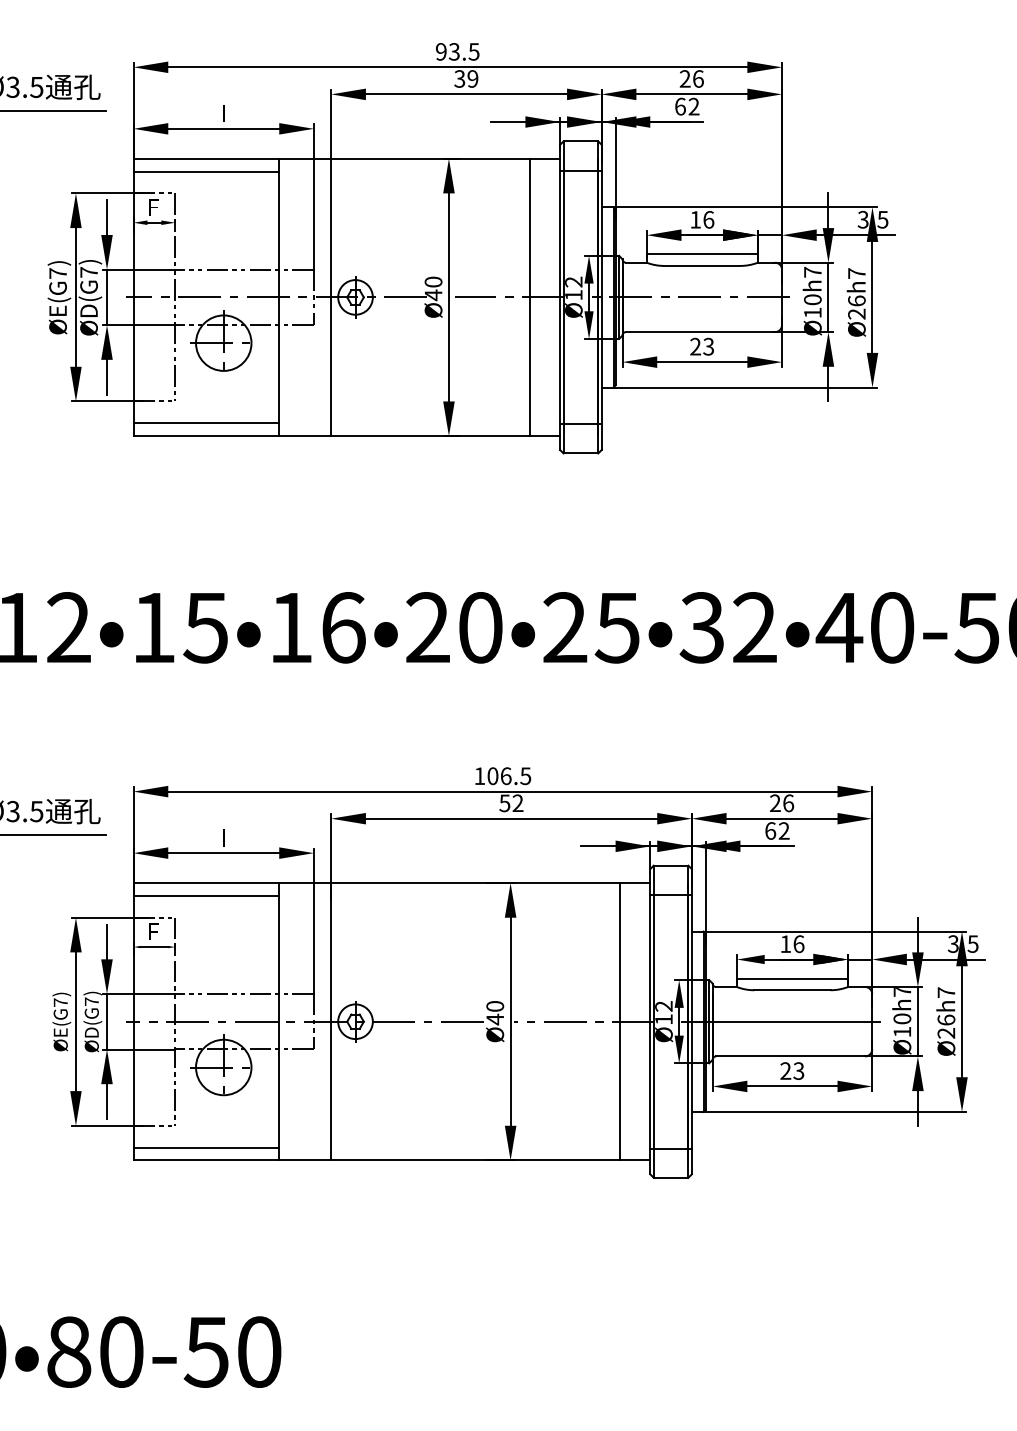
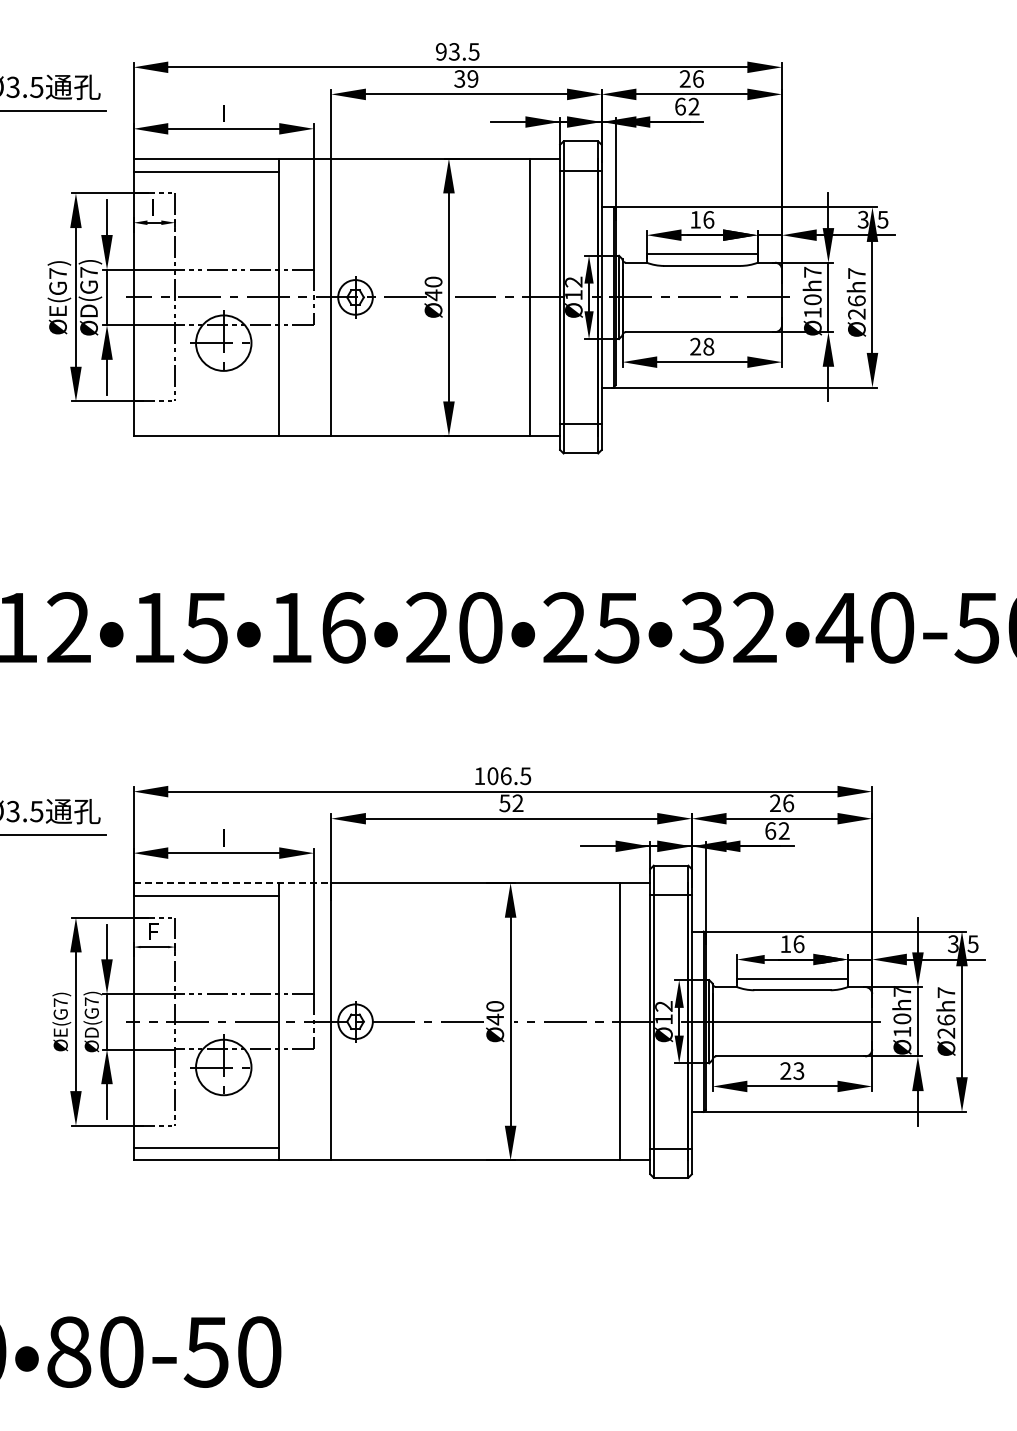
text: F -> I (153, 207)
text: 23 -> 28 (708, 346)
line: present -> none (206, 423)
line: solid -> dashed (232, 883)
